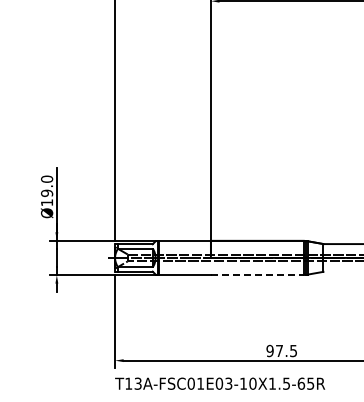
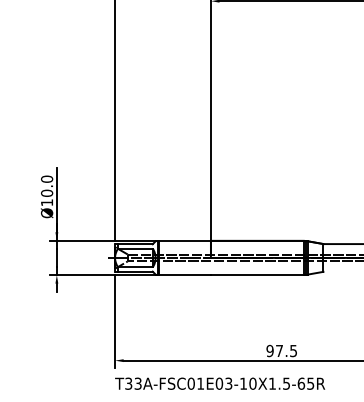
text: Ø19.0 -> Ø10.0 (47, 192)
line: dashed -> solid (257, 275)
text: T13A-FSC01E03-10X1.5-65R -> T33A-FSC01E03-10X1.5-65R (128, 383)
